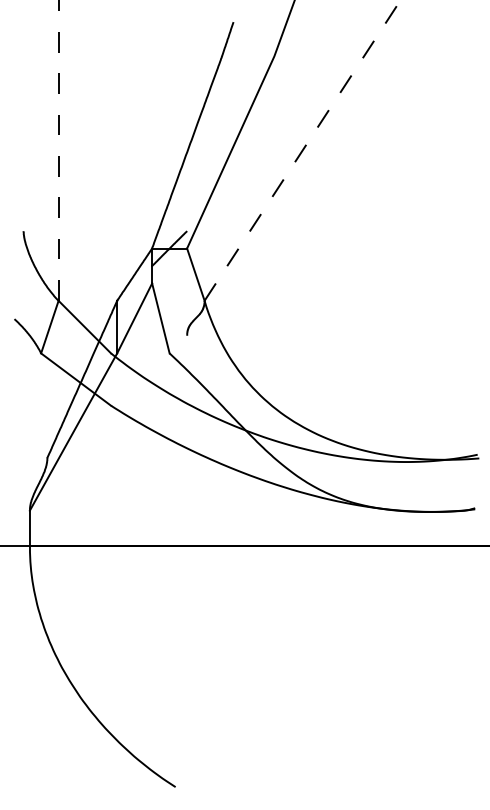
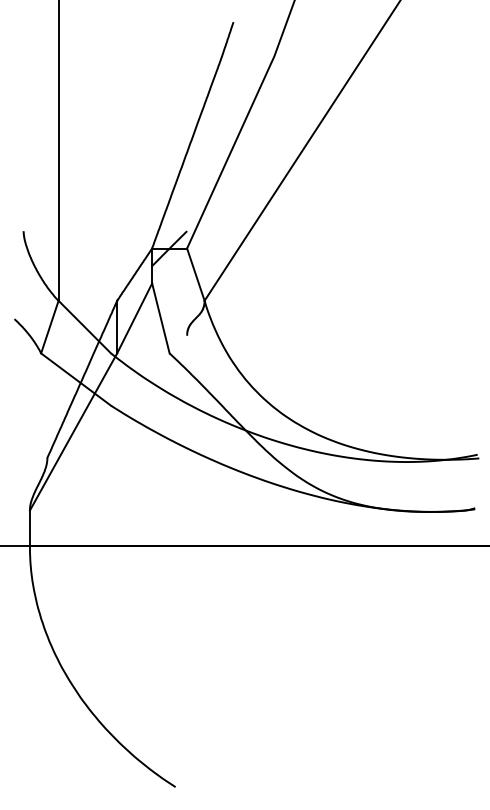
line: dashed -> solid (58, 149)
line: dashed -> solid (302, 150)
